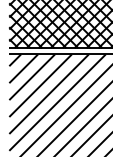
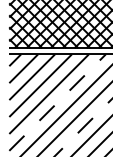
line: solid -> dashed (57, 102)
line: solid -> dashed (83, 127)
